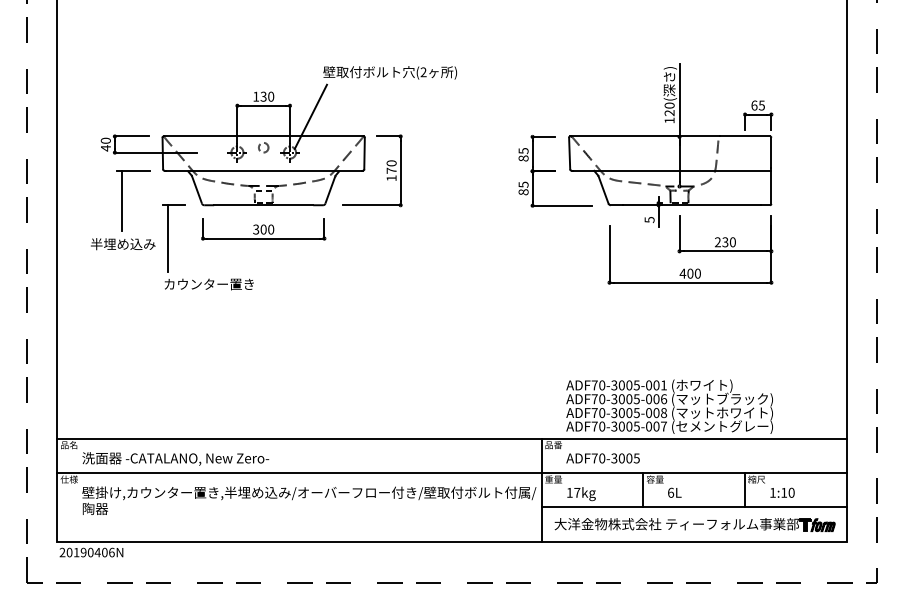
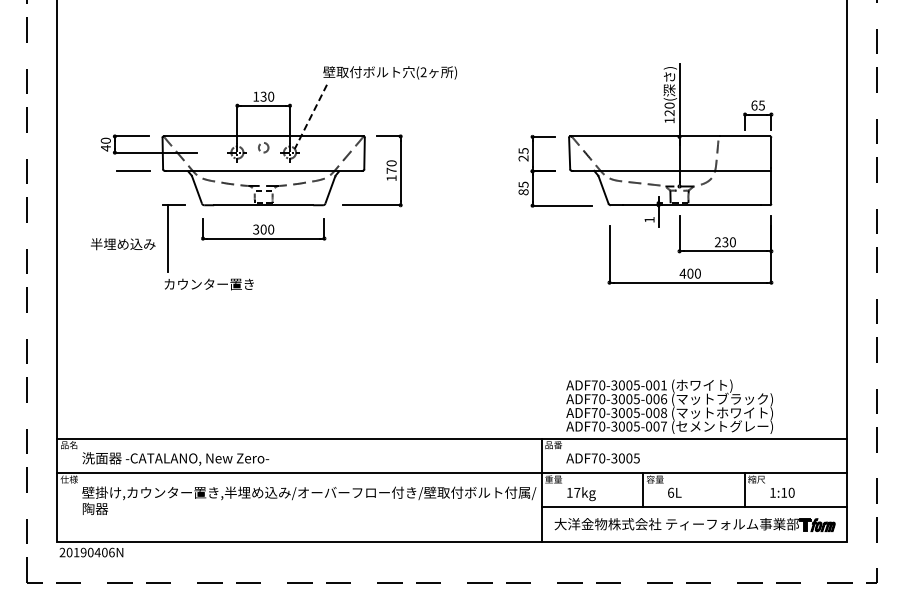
line: solid -> dashed (310, 116)
text: 85 -> 25 (523, 158)
line: present -> none (122, 200)
text: 5 -> 1 (649, 220)
